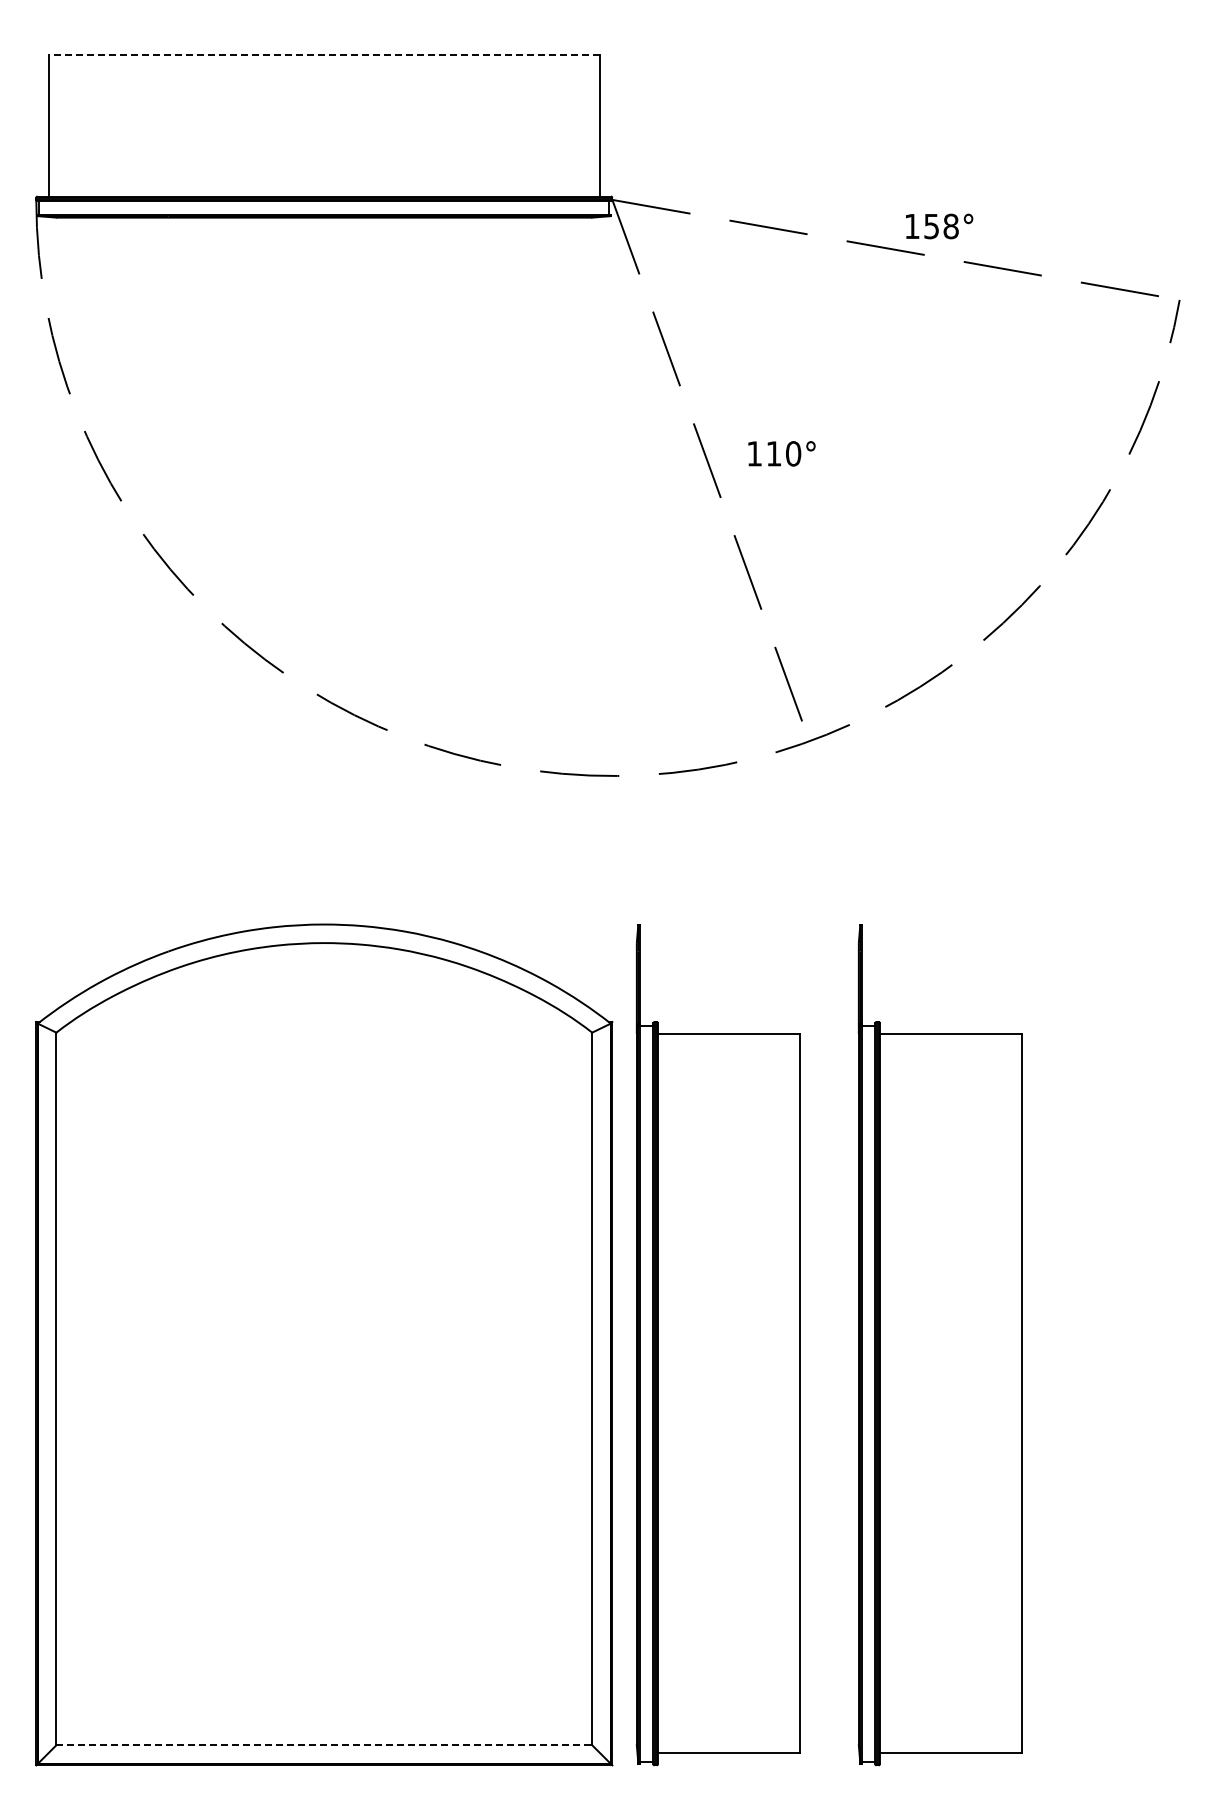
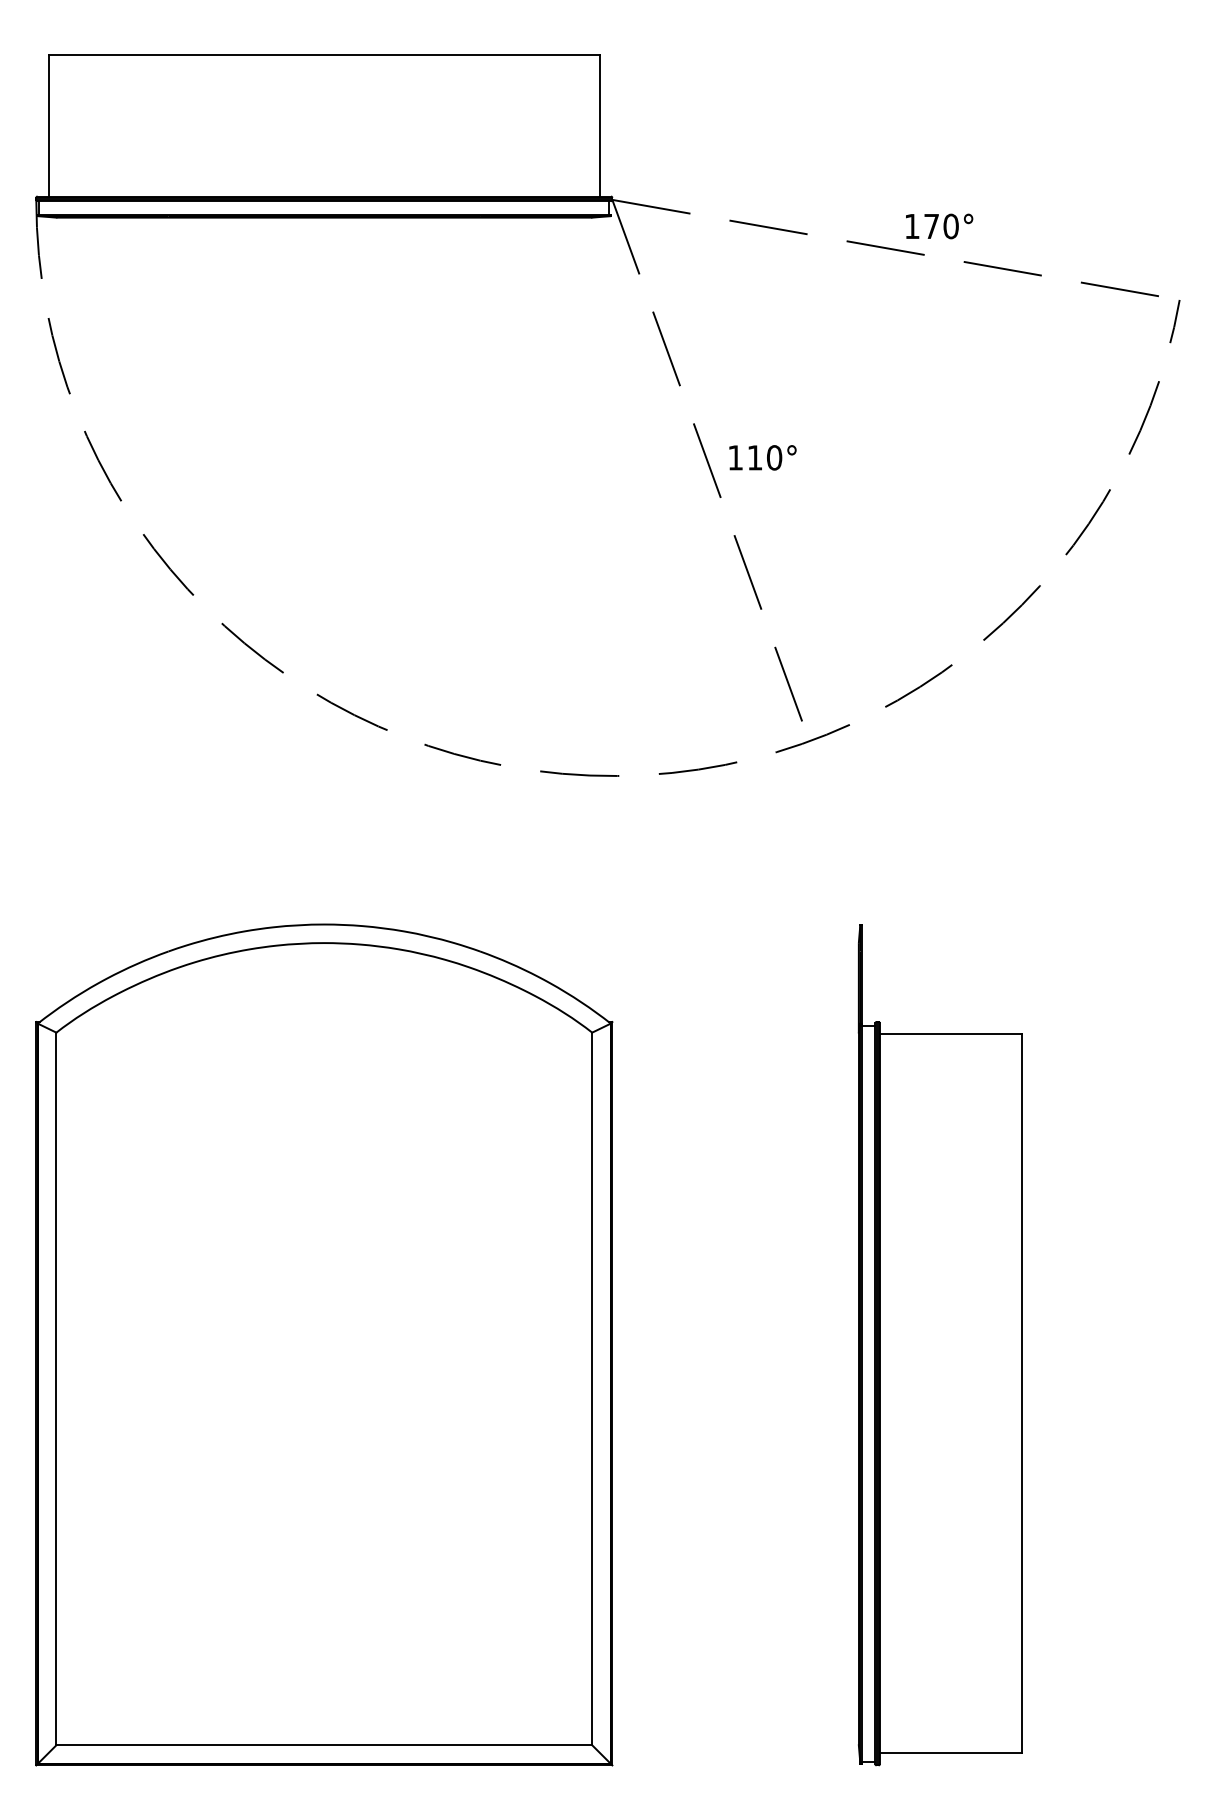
line: dashed -> solid (324, 54)
text: 158° -> 170° (941, 226)
text position: (781, 453) -> (762, 457) (762, 457)
part: present -> none (717, 1345)
line: dashed -> solid (324, 1745)
